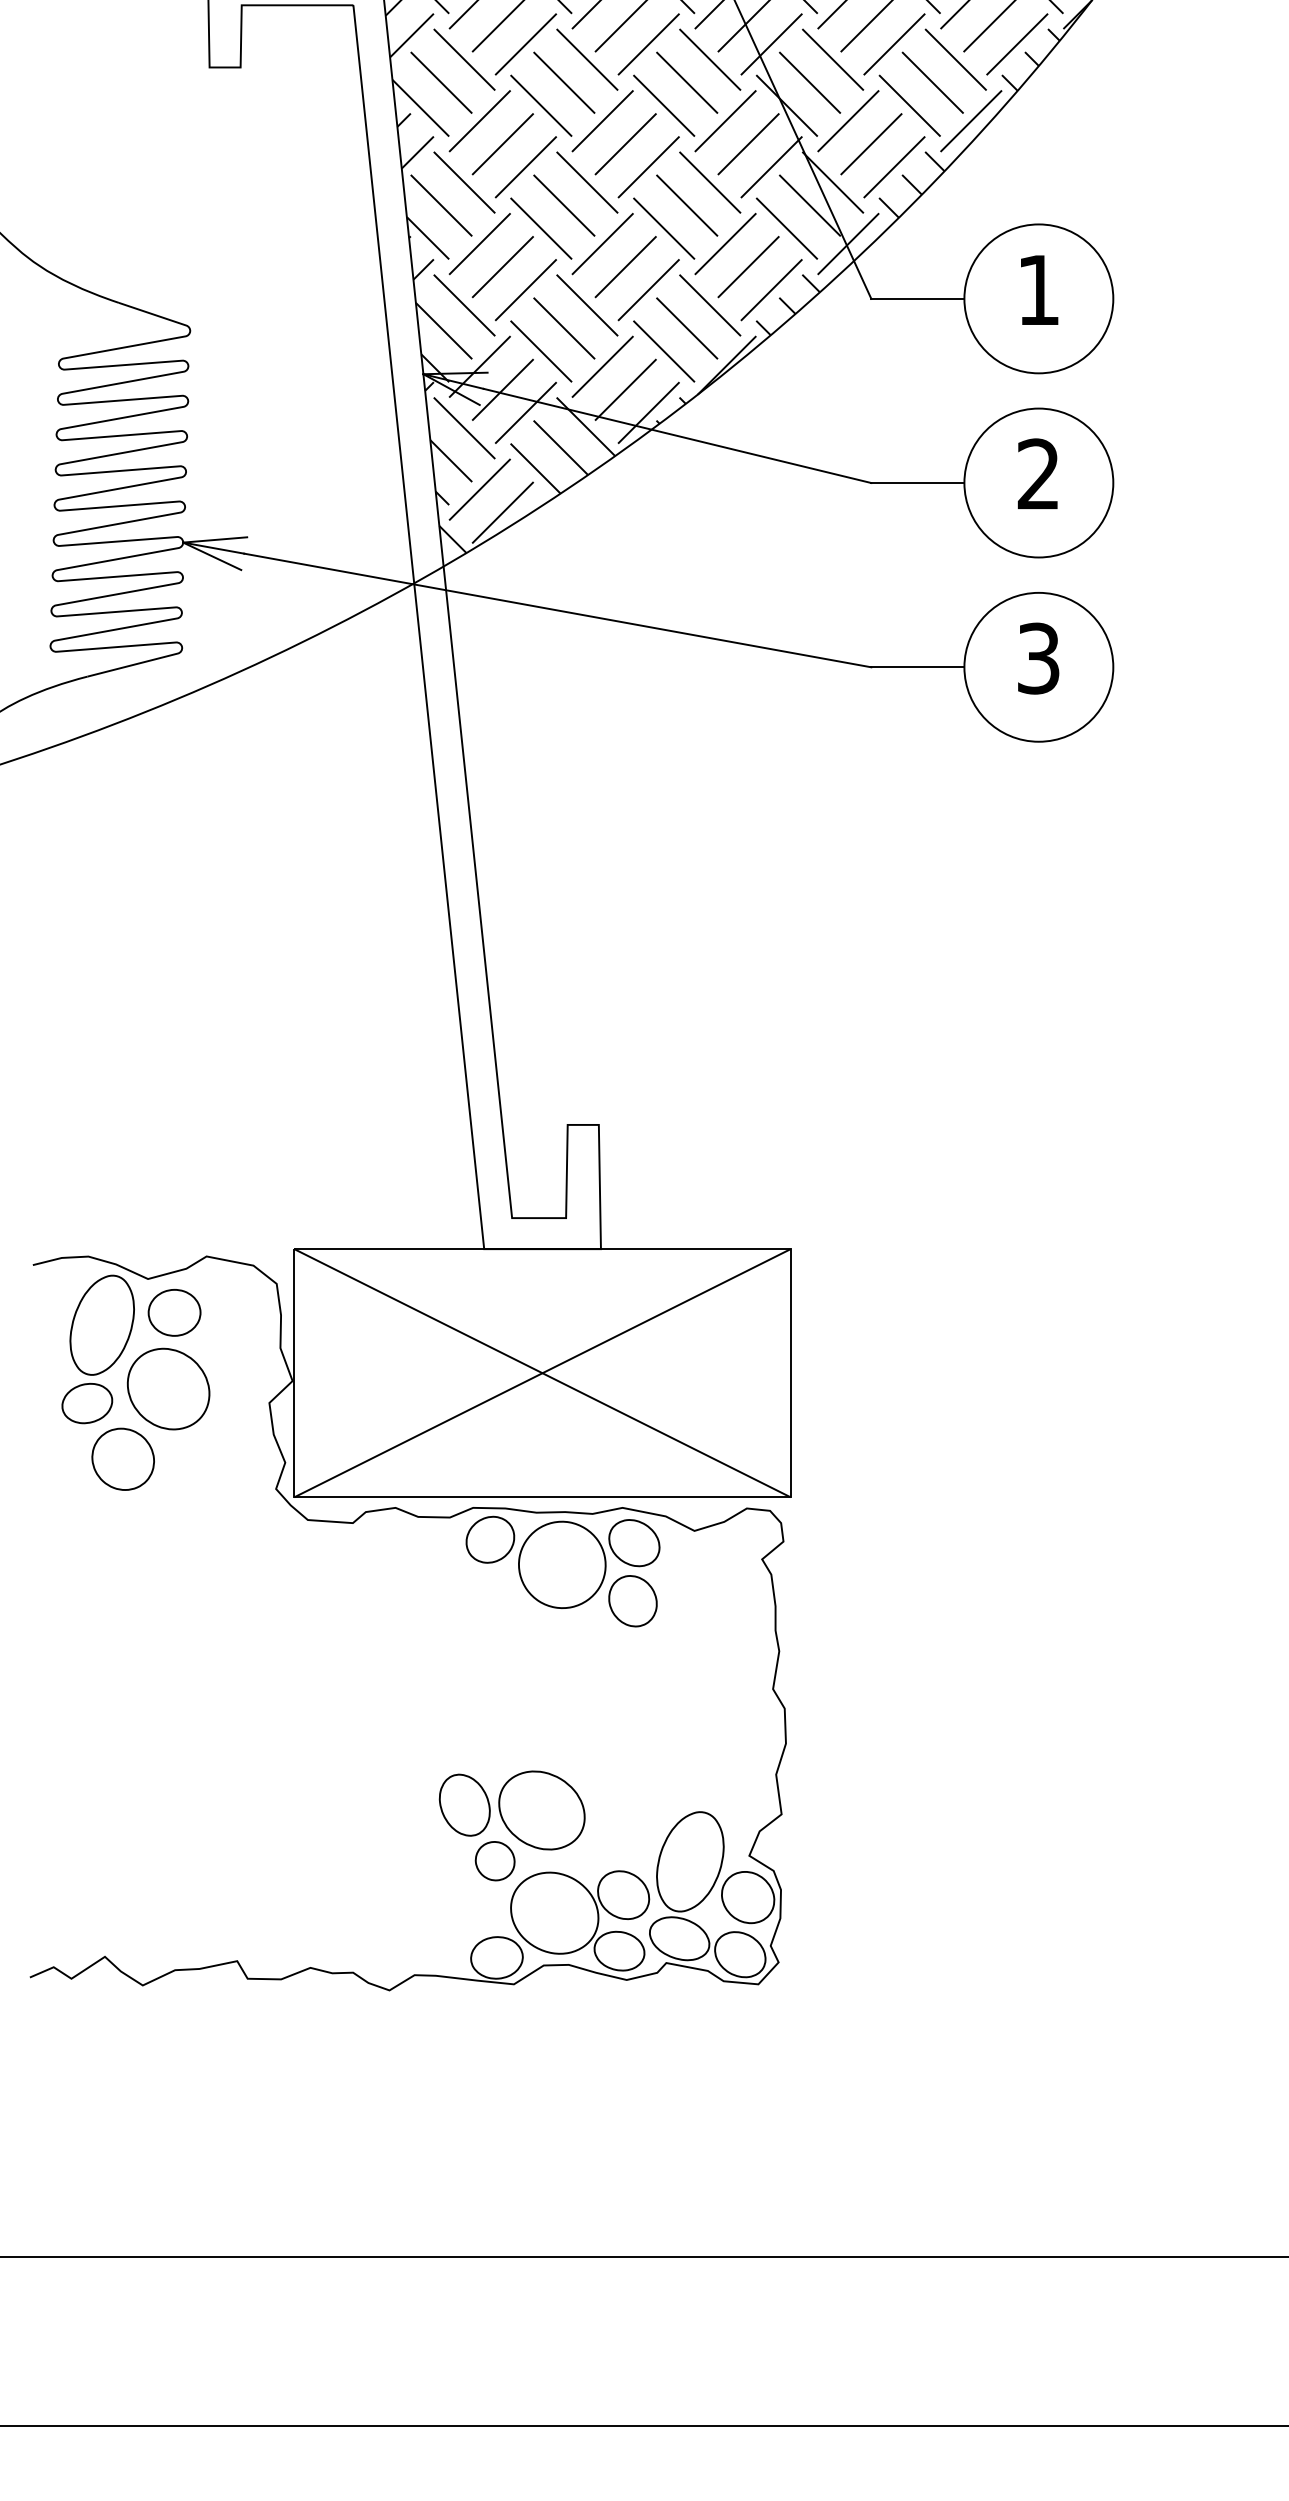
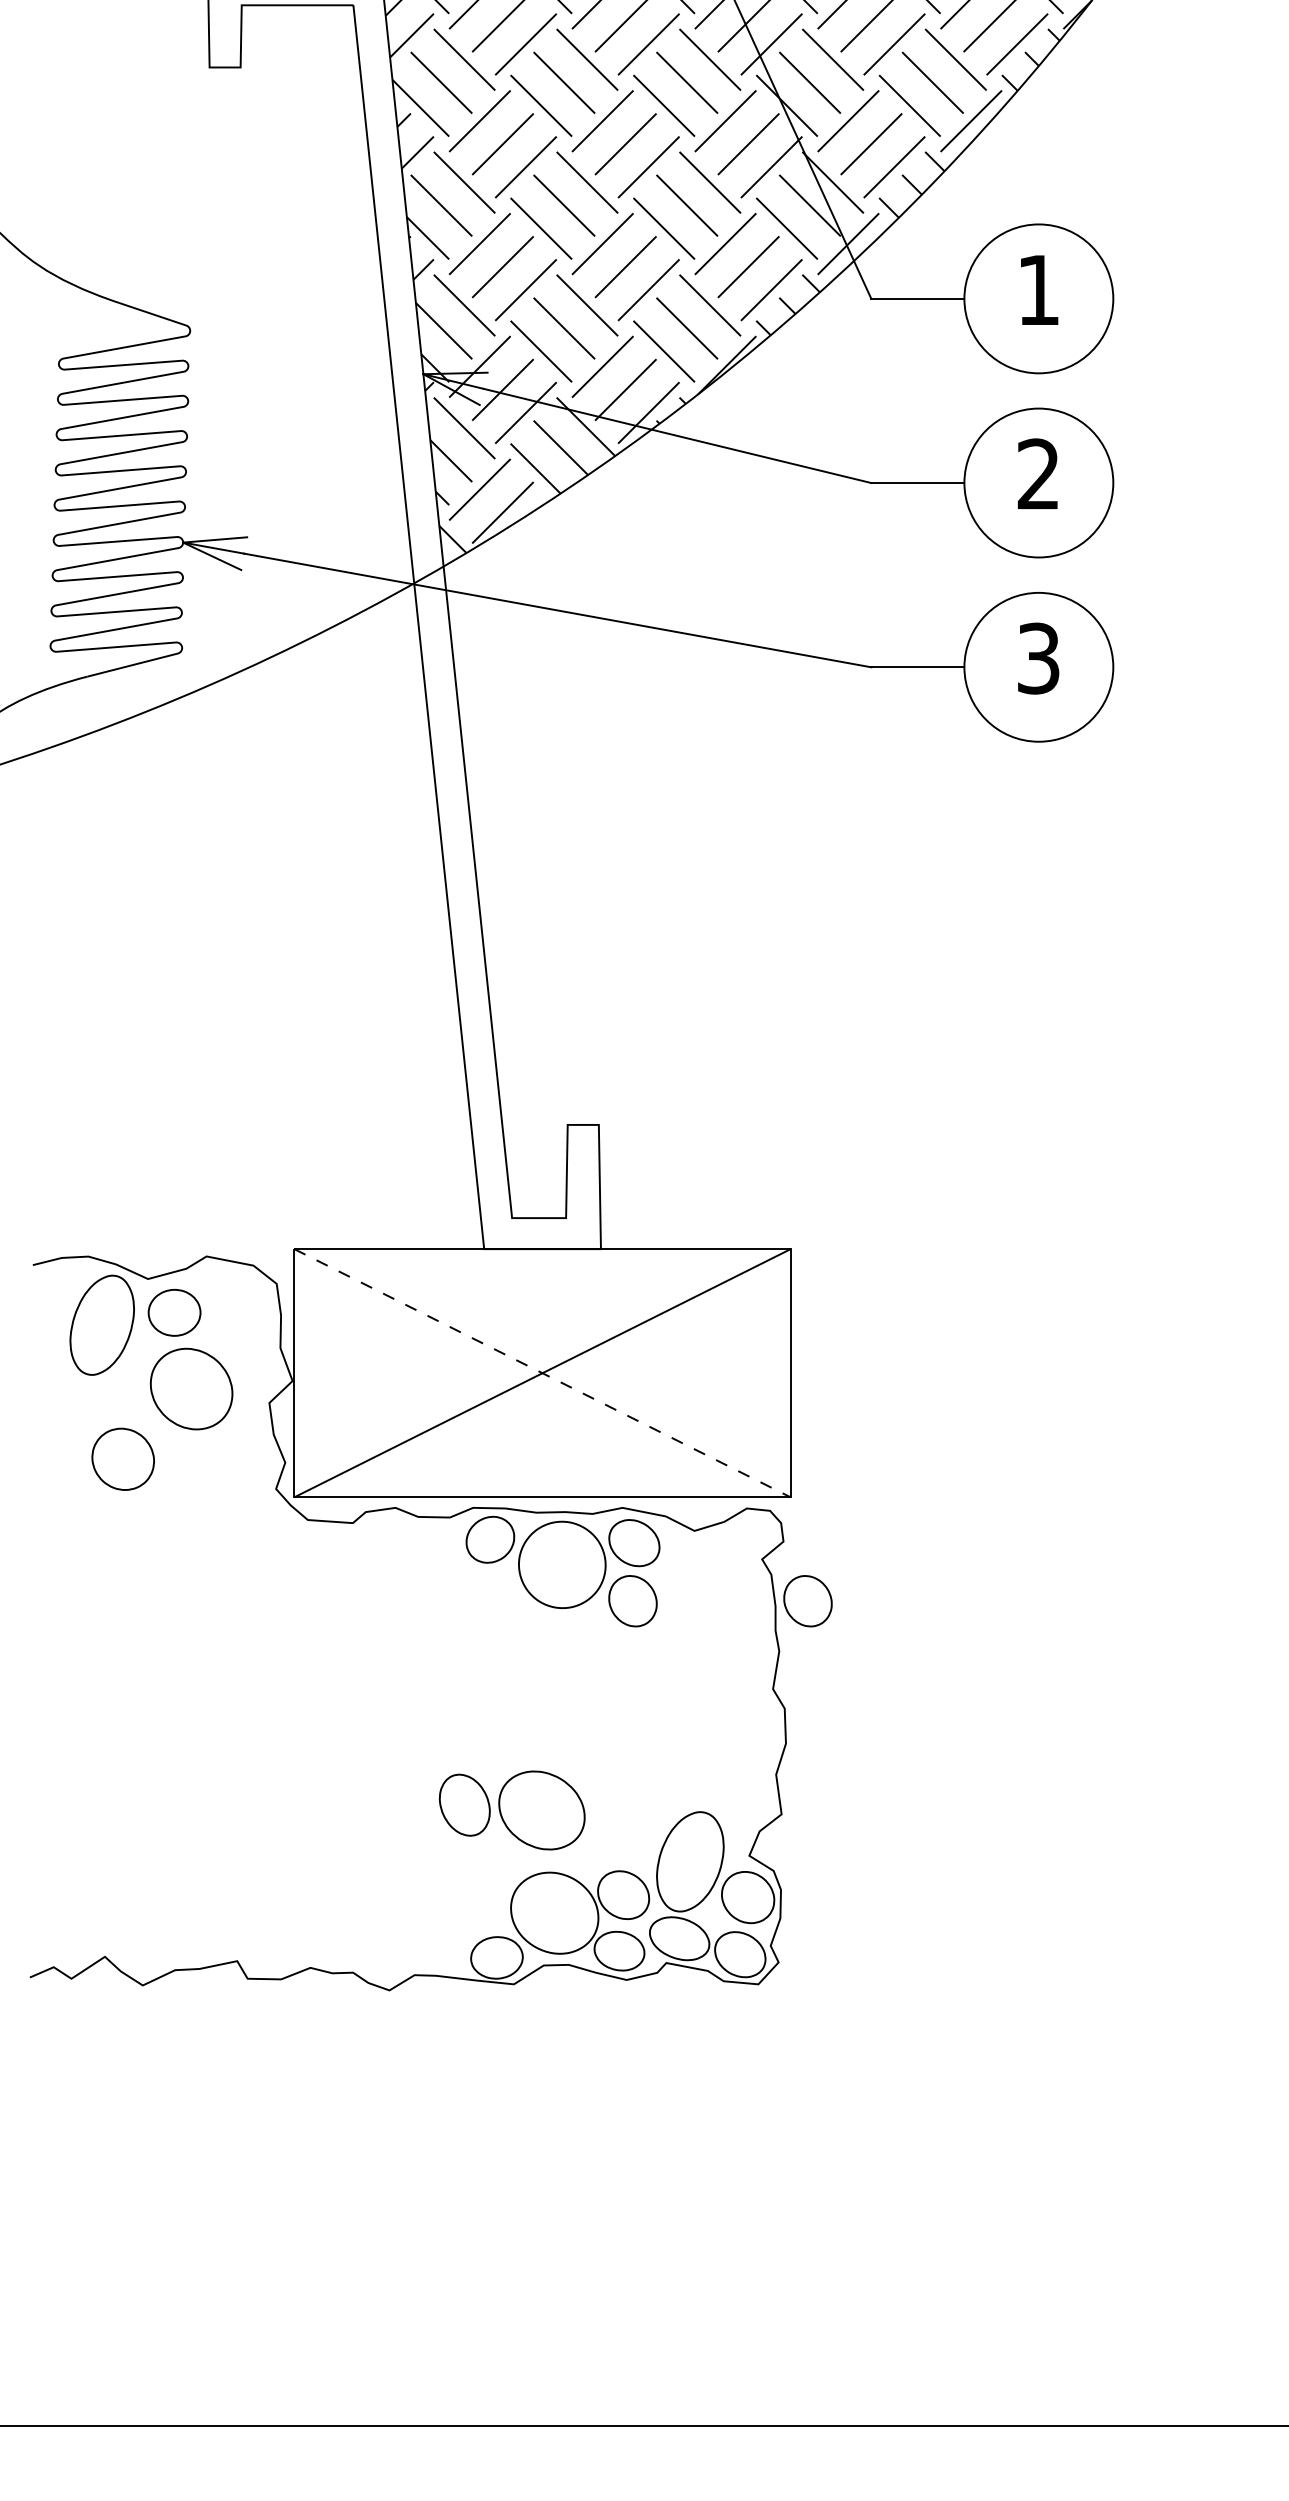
line: solid -> dashed (542, 1373)
part position: (168, 1388) -> (191, 1388) (191, 1388)
part: present -> none (87, 1403)
part: none -> present (807, 1601)
part: present -> none (494, 1861)
line: present -> none (643, 2256)
